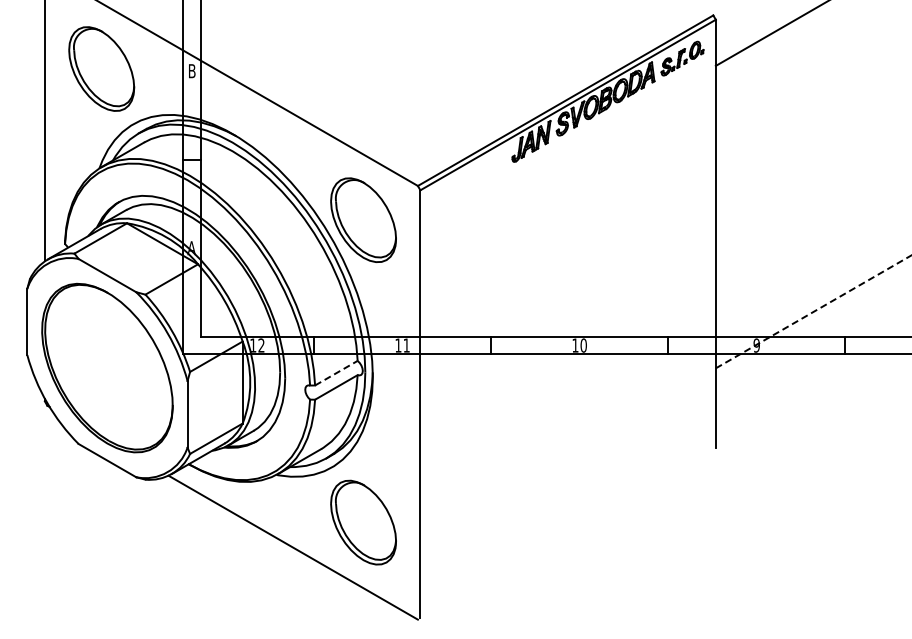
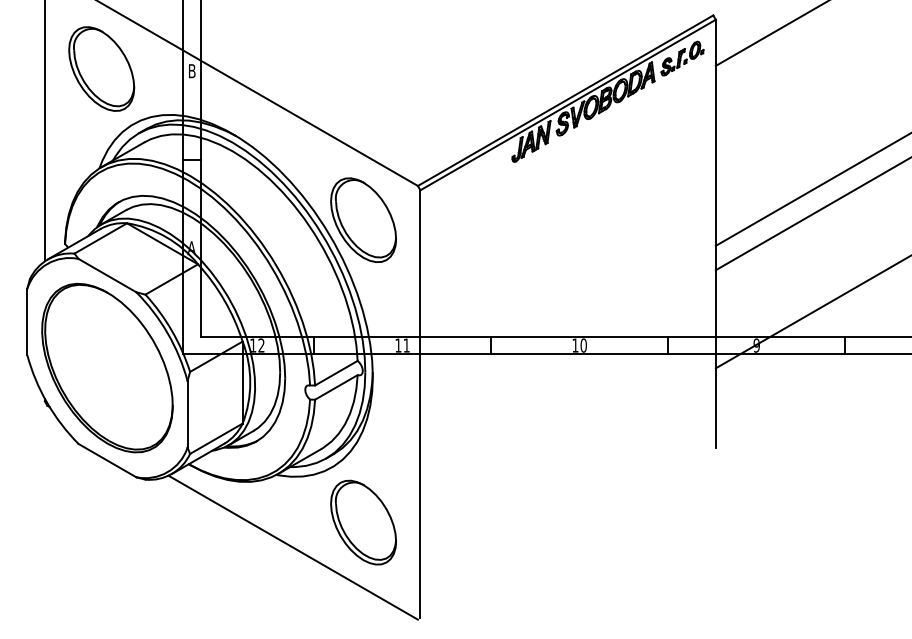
line: none -> present (811, 189)
line: none -> present (811, 214)
line: dashed -> solid (813, 311)
line: dashed -> solid (336, 373)
